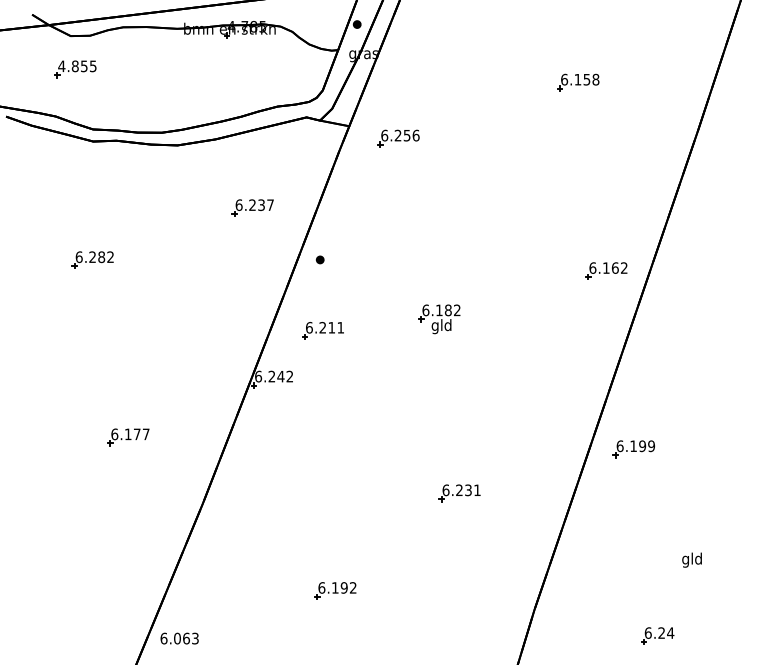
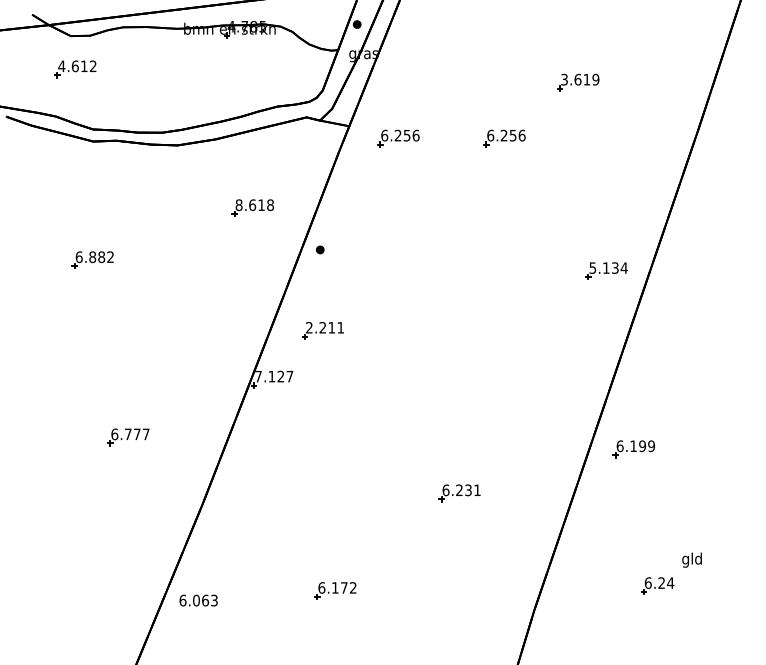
text: 4.855 -> 4.612 (83, 66)
text: 6.158 -> 3.619 (580, 79)
part: none -> present (504, 138)
text: 6.237 -> 8.618 (254, 205)
text: 6.282 -> 6.882 (92, 257)
part position: (319, 259) -> (319, 249) (319, 249)
text: 6.162 -> 5.134 (608, 267)
part: present -> none (439, 319)
text: 6.211 -> 2.211 (309, 327)
text: 6.242 -> 7.127 (274, 376)
text: 6.177 -> 6.777 (128, 434)
text: 6.192 -> 6.172 (343, 587)
part position: (657, 635) -> (657, 585) (657, 585)
text position: (179, 638) -> (198, 600) (198, 600)
